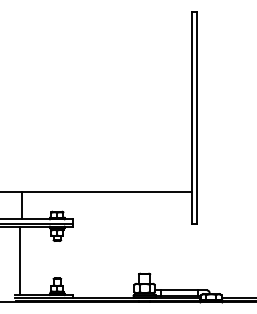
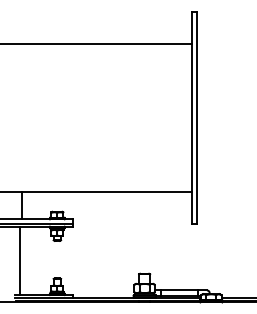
line: none -> present (97, 43)
